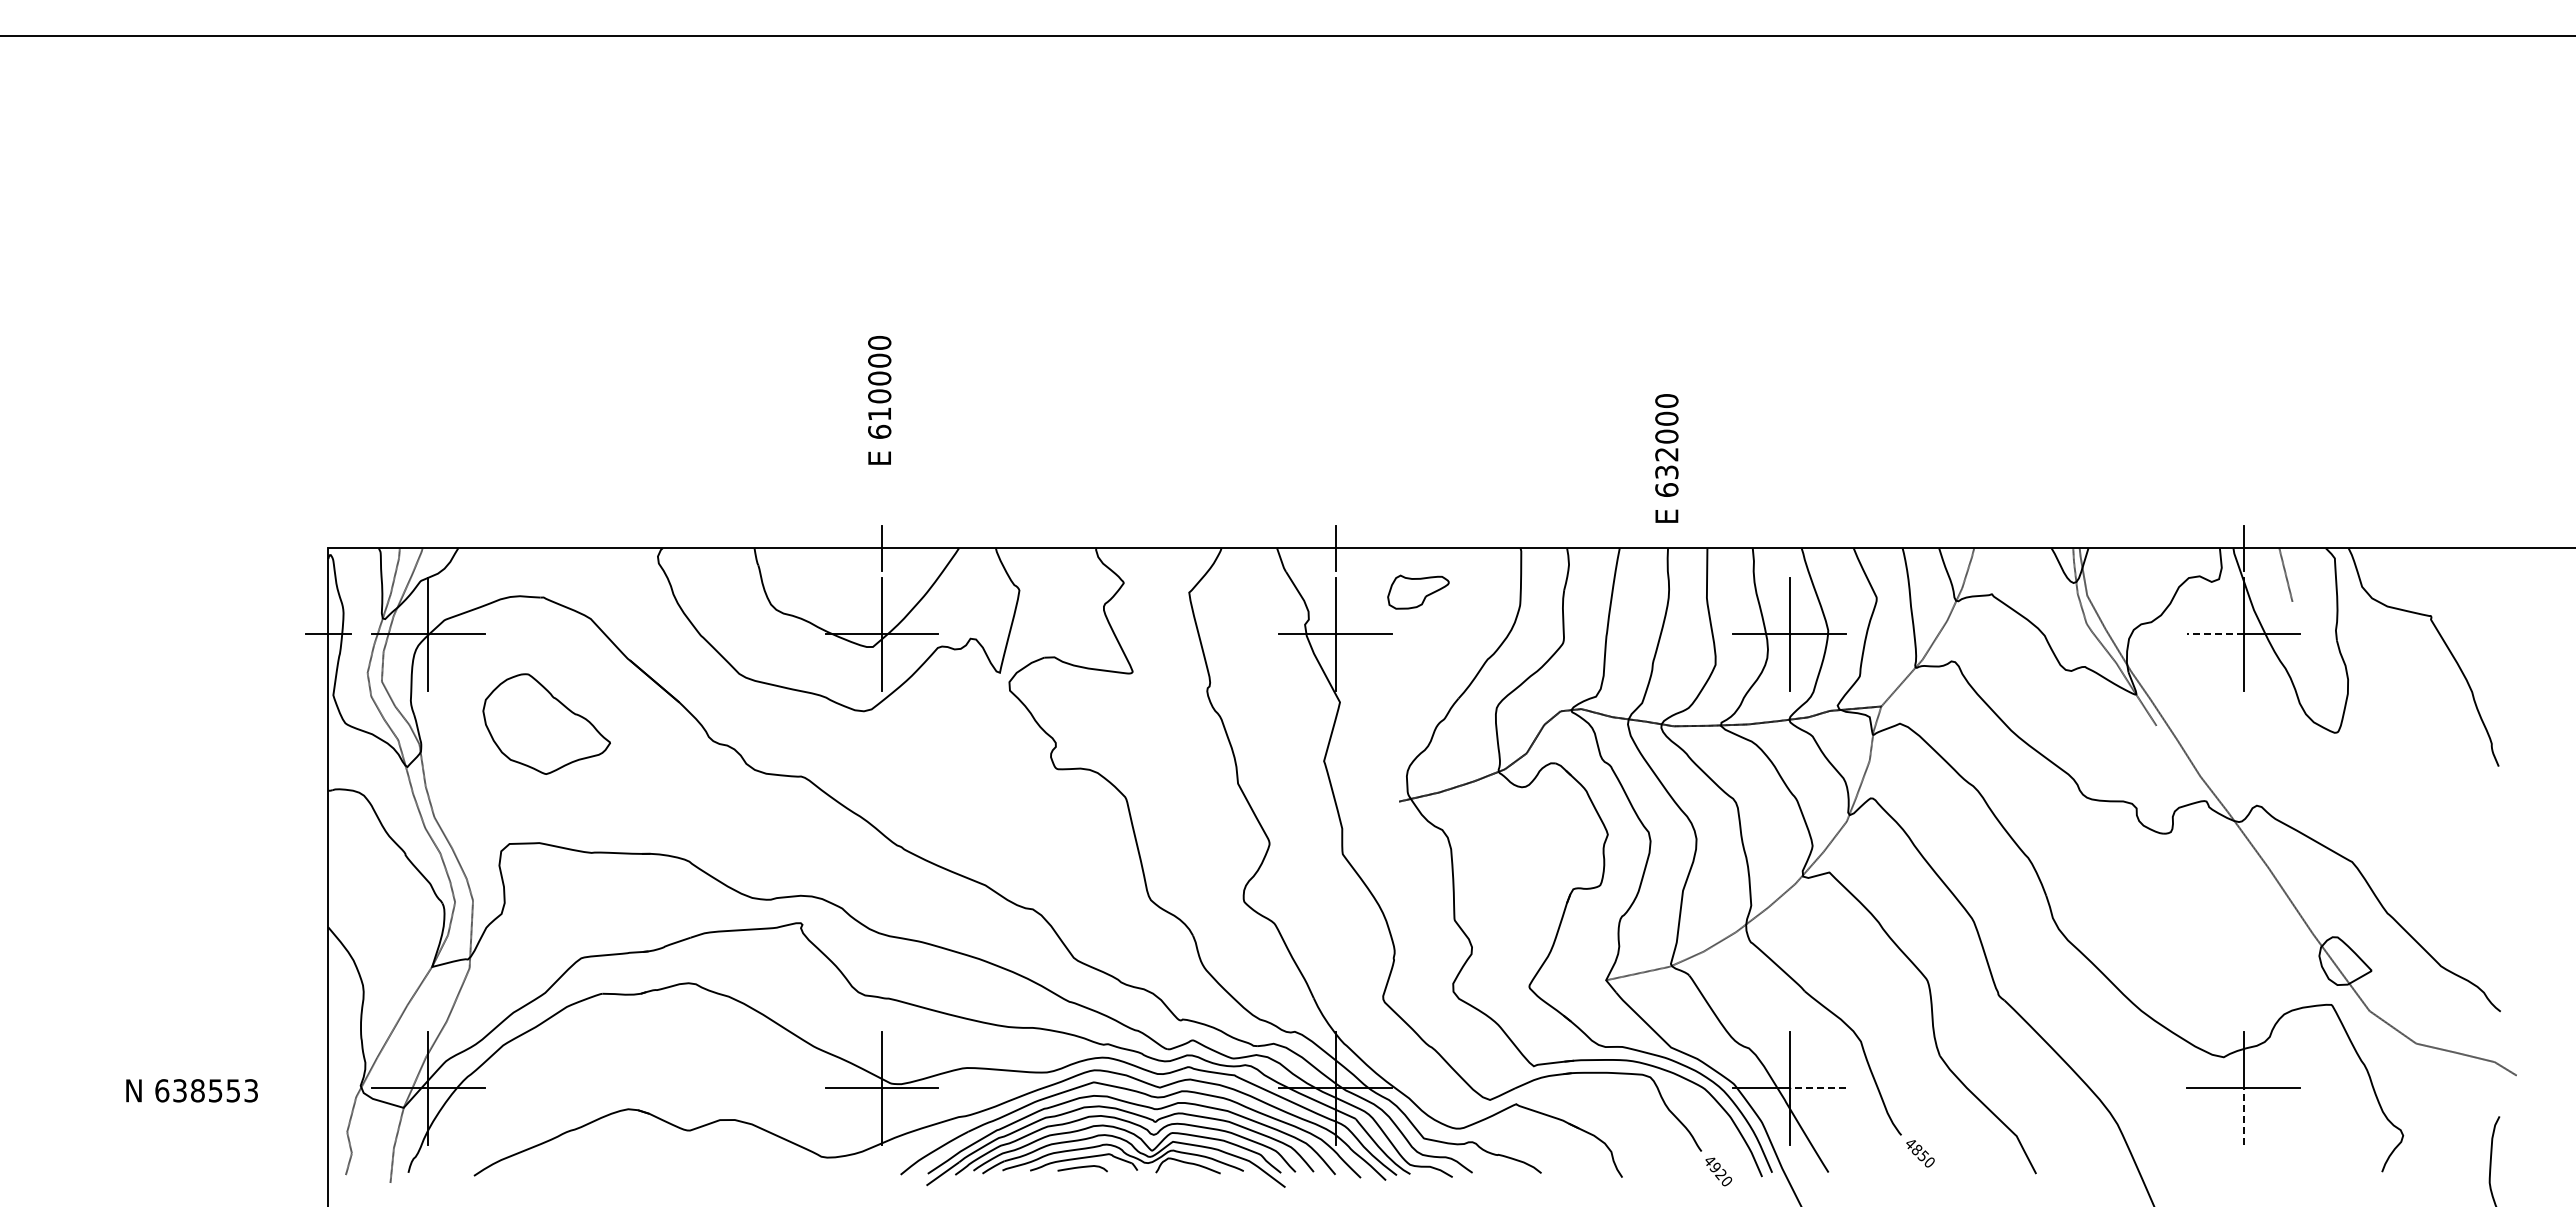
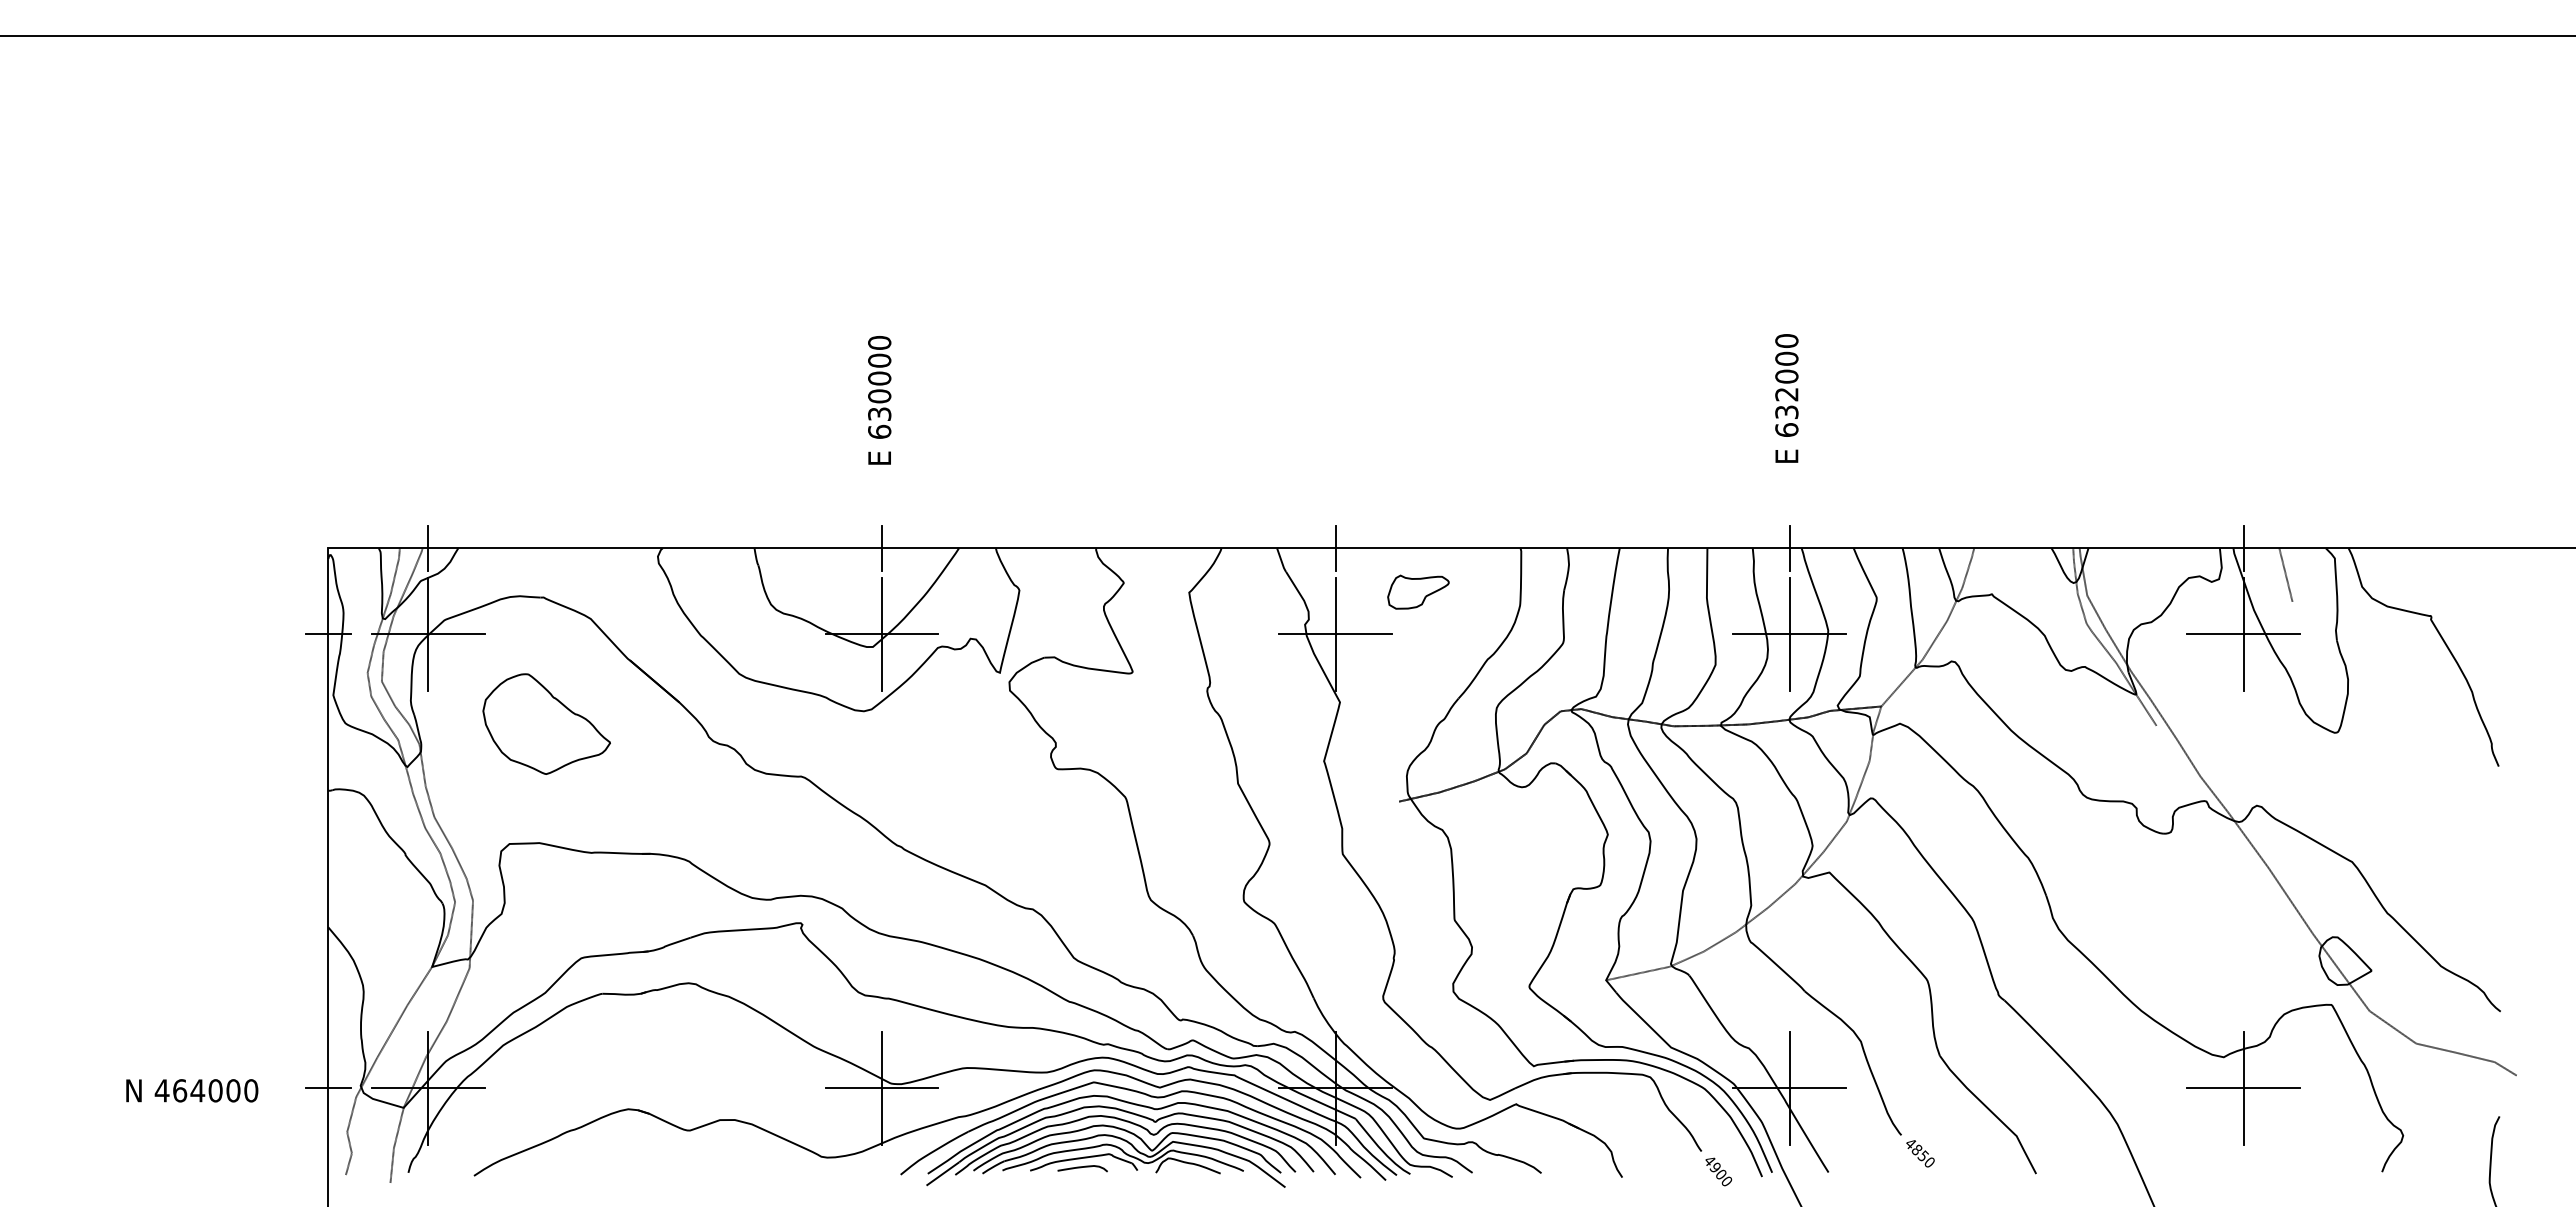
text: 610000 -> 630000 (879, 413)
text position: (1666, 458) -> (1786, 398) (1786, 398)
line: none -> present (428, 547)
line: none -> present (1789, 547)
line: dashed -> solid (2214, 634)
line: none -> present (328, 1088)
line: dashed -> solid (1817, 1088)
text: 638553 -> 464000 (206, 1090)
line: dashed -> solid (2243, 1115)
text: 4920 -> 4900 (1720, 1174)
